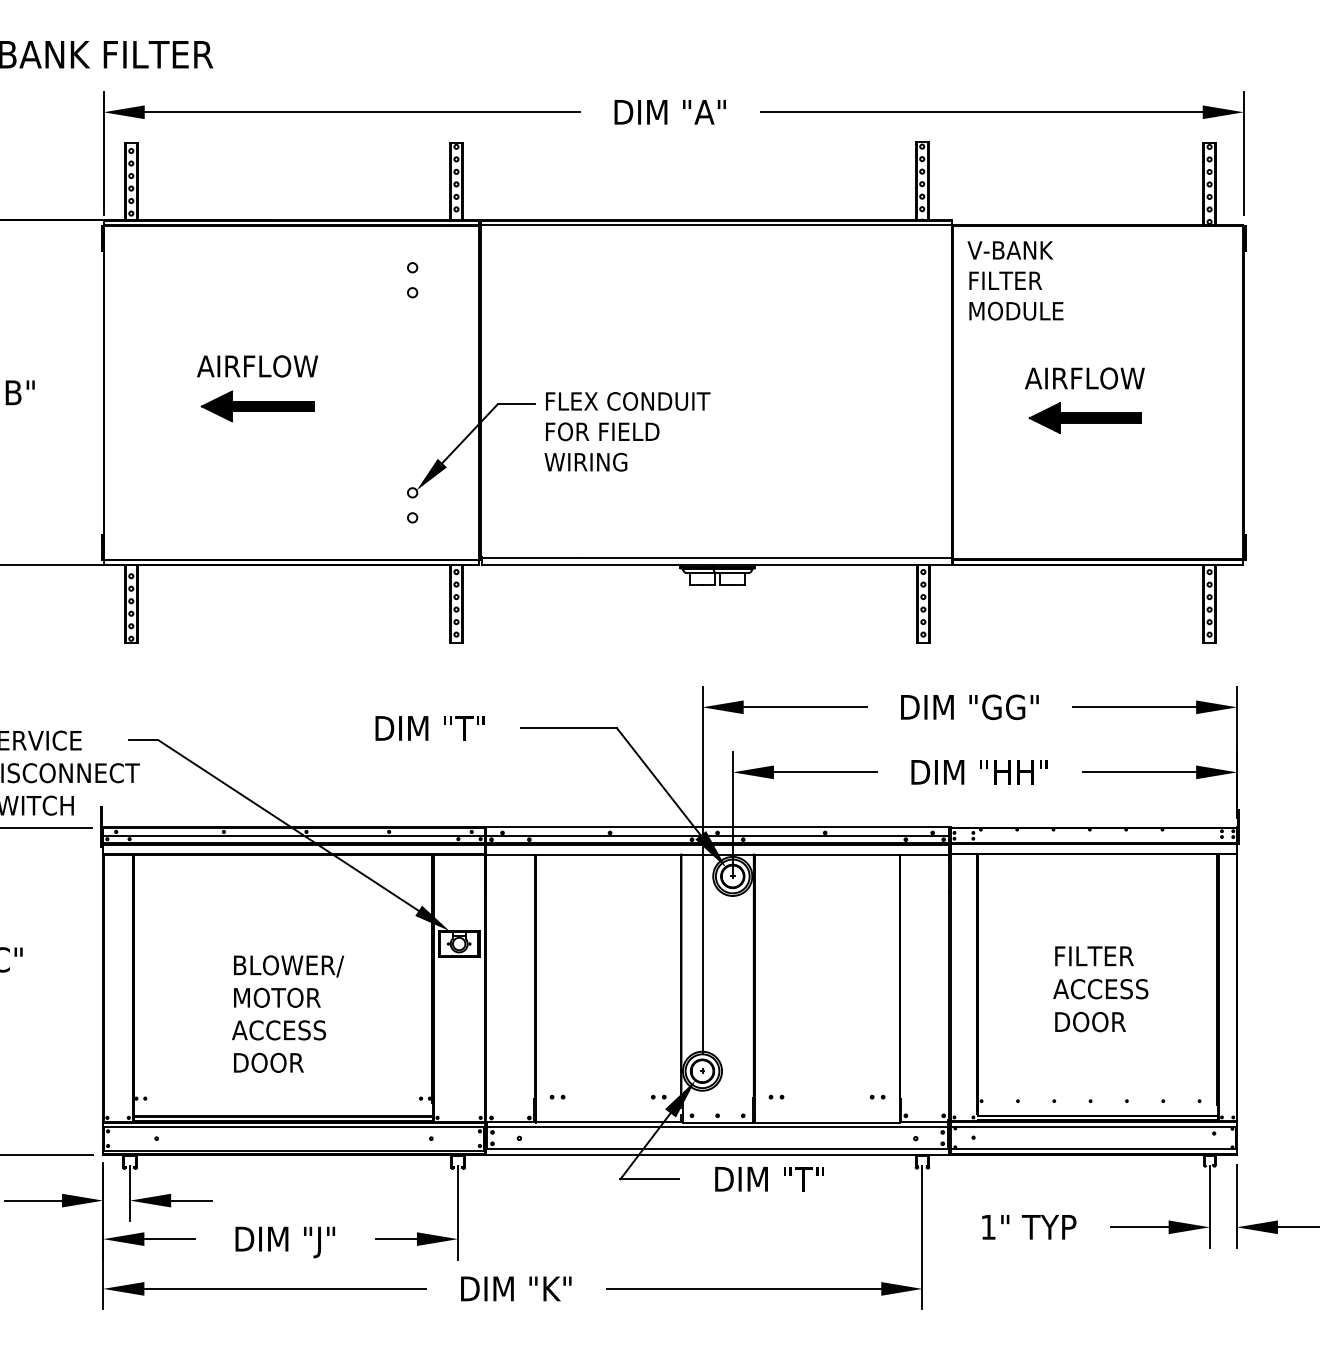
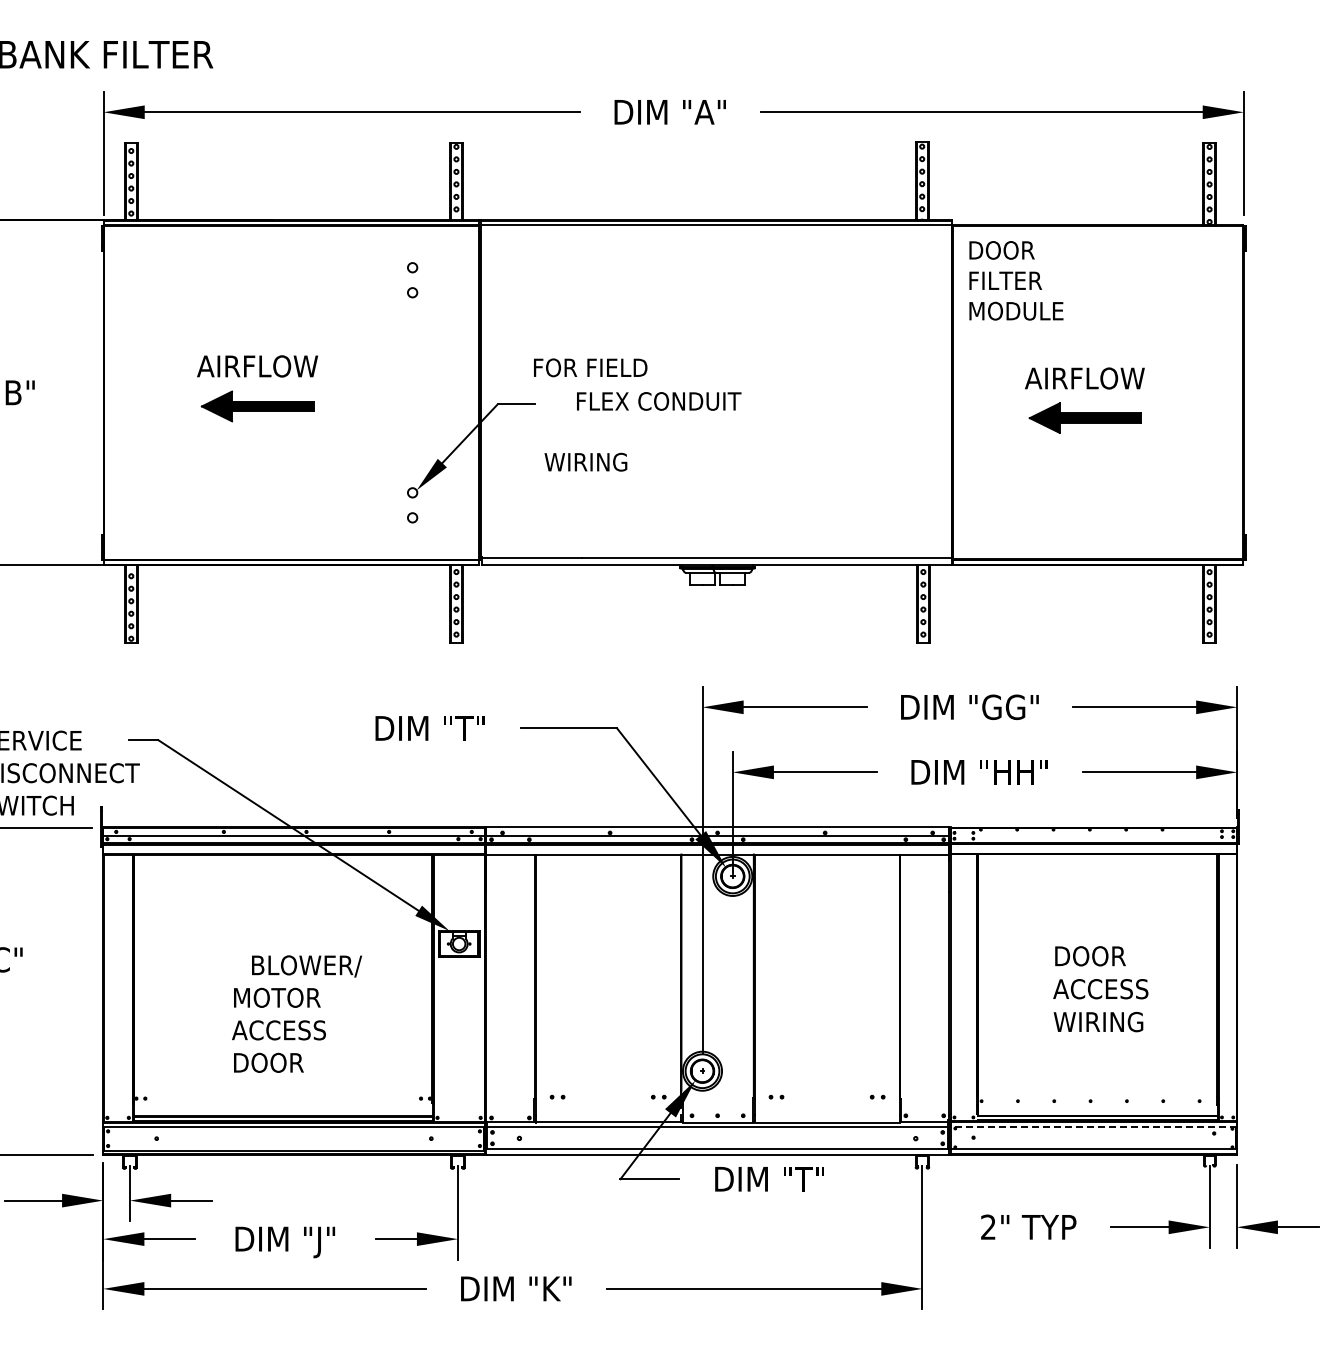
text: V-BANK -> DOOR (1010, 250)
text position: (628, 401) -> (659, 401) (659, 401)
text position: (602, 431) -> (590, 367) (590, 367)
text: FILTER -> DOOR (1095, 956)
text position: (288, 966) -> (306, 966) (306, 966)
text: DOOR -> WIRING (1098, 1021)
line: solid -> dashed (1093, 1126)
text: 1" -> 2" (988, 1226)
